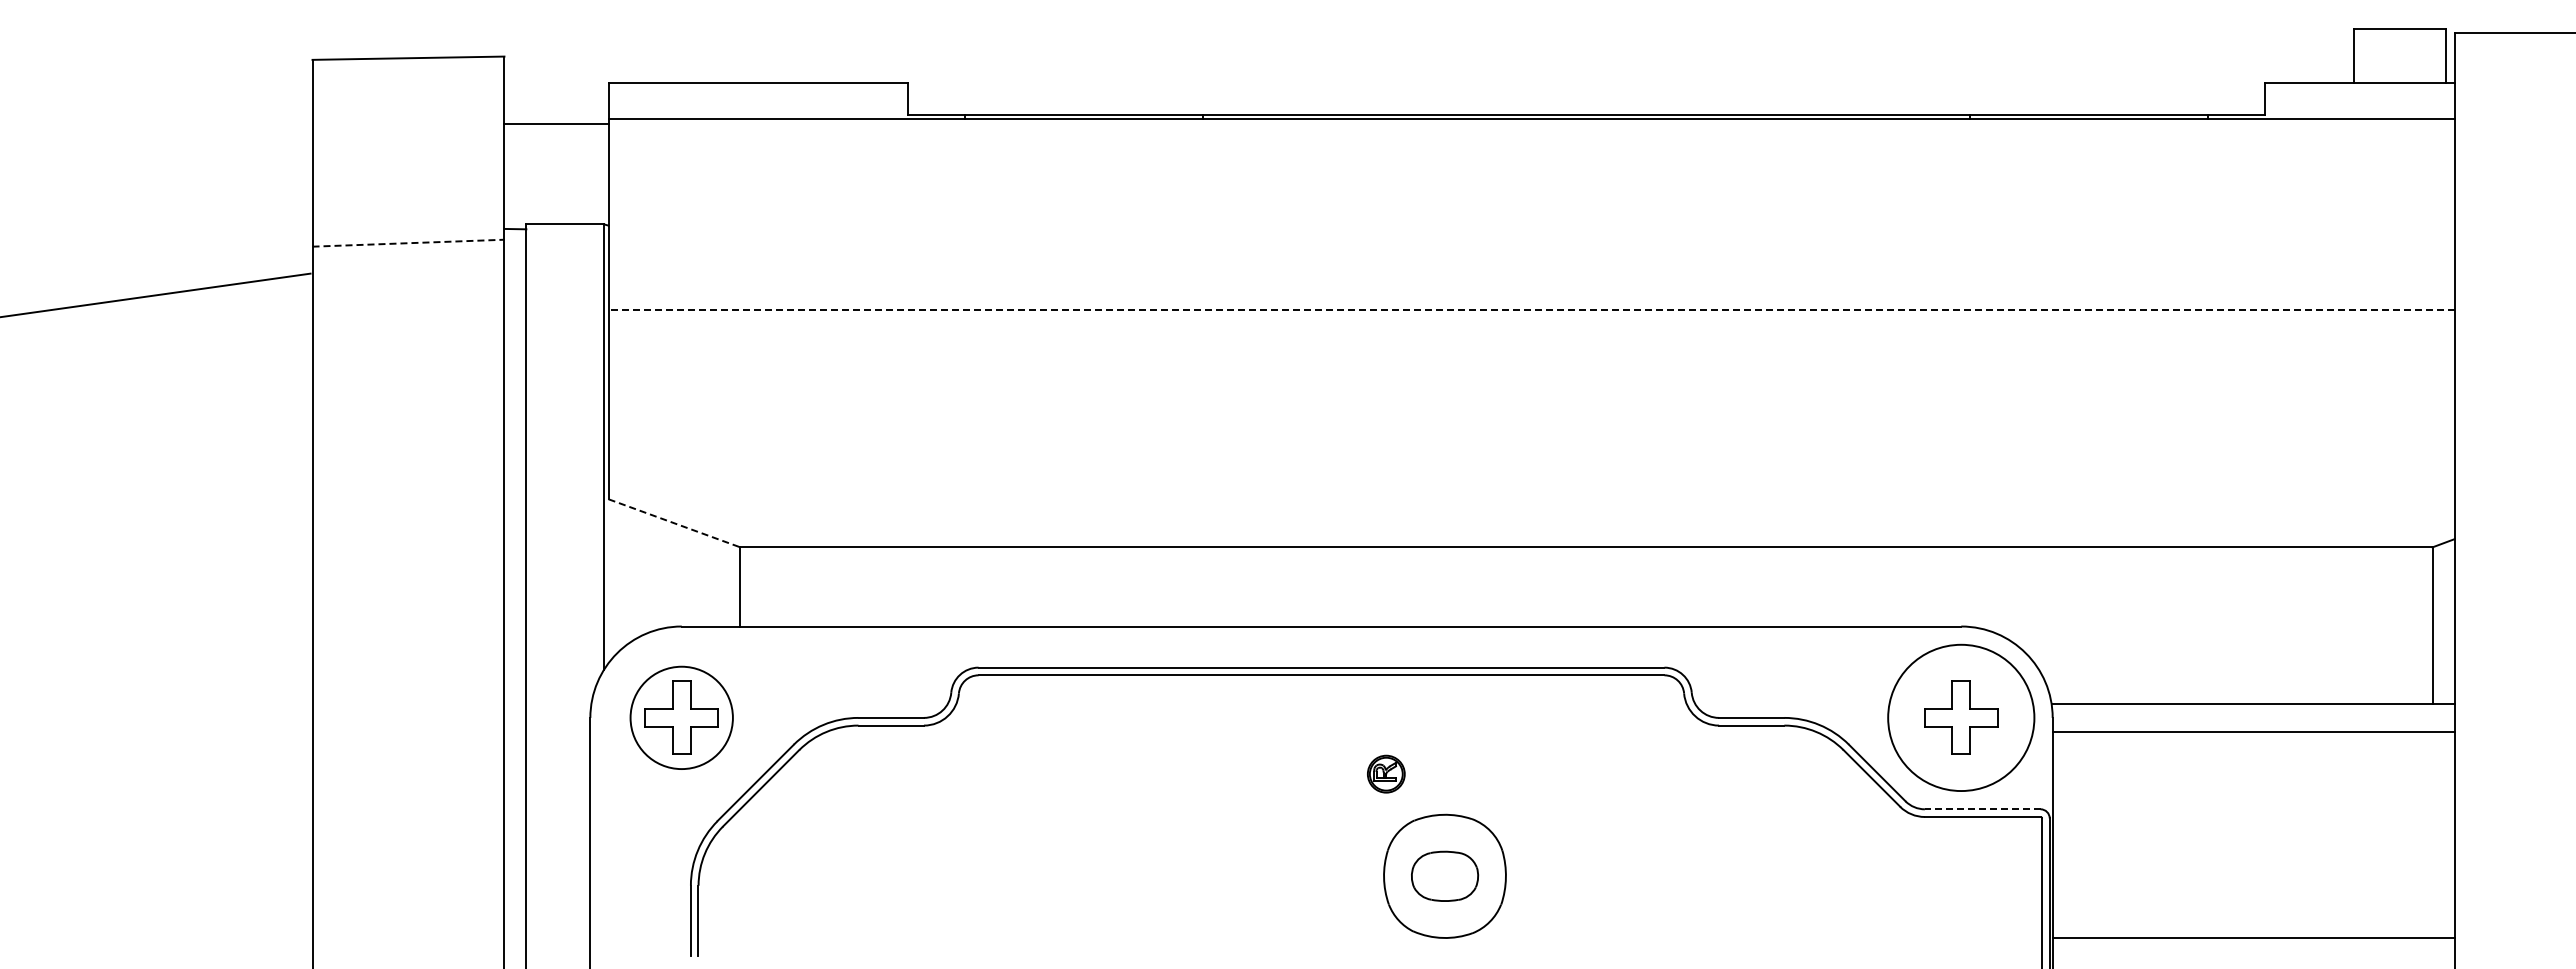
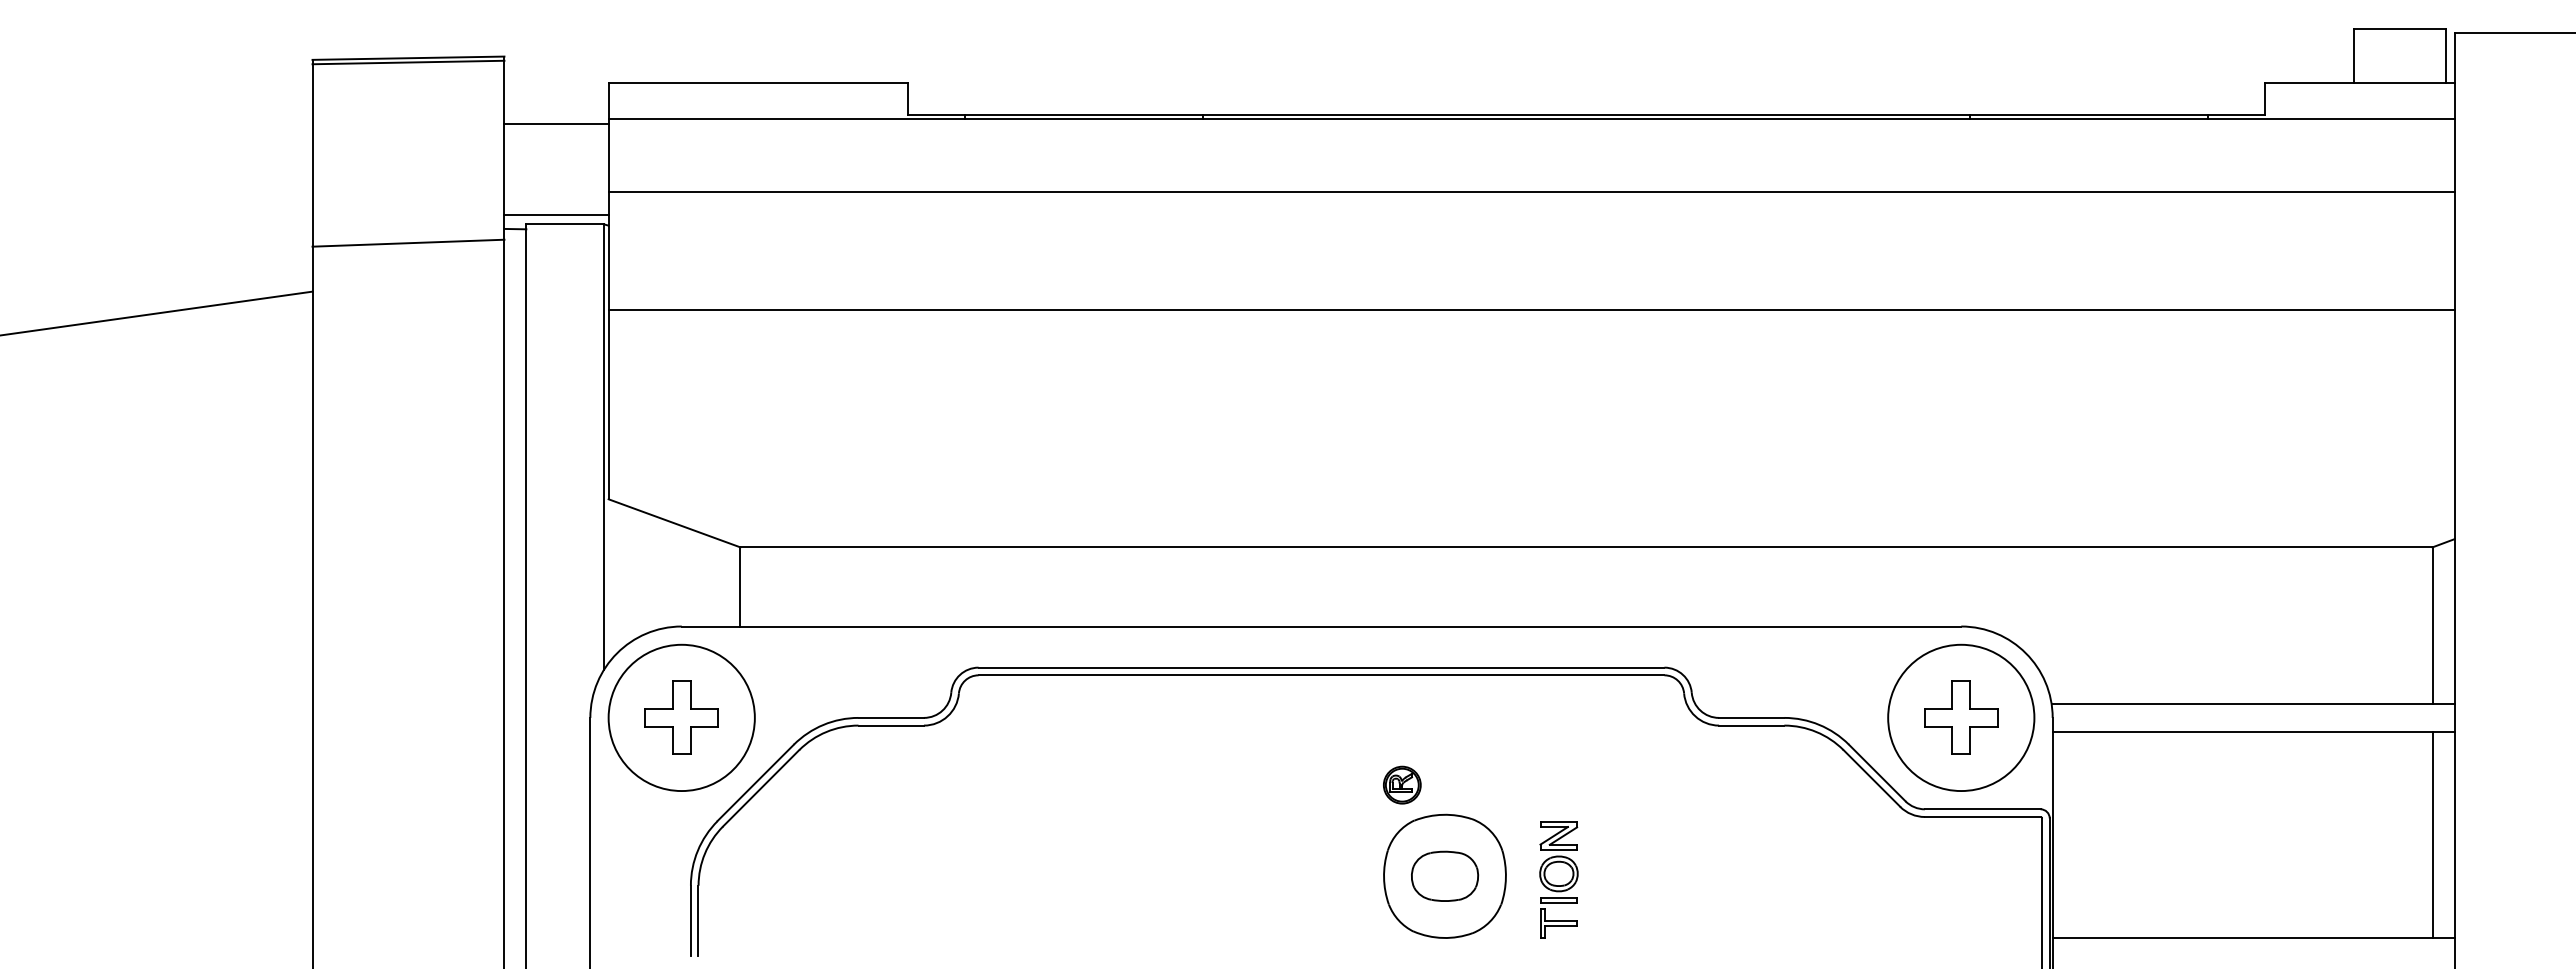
line: none -> present (408, 62)
line: none -> present (1531, 192)
line: none -> present (556, 215)
line: dashed -> solid (408, 243)
line position: (156, 294) -> (157, 313) (157, 313)
line: dashed -> solid (1531, 310)
line: dashed -> solid (675, 523)
circle diameter: 102 px -> 146 px (681, 717)
part position: (1386, 773) -> (1402, 784) (1402, 784)
line: dashed -> solid (1982, 809)
line: none -> present (2432, 834)
part: none -> present (1558, 879)
